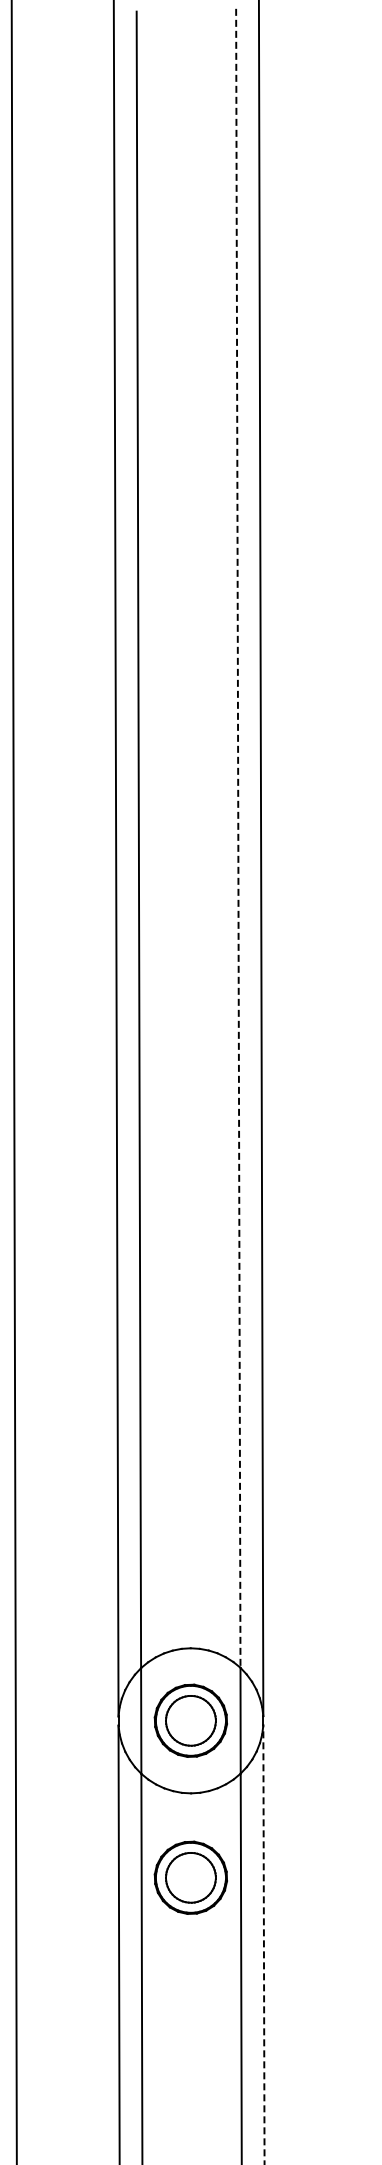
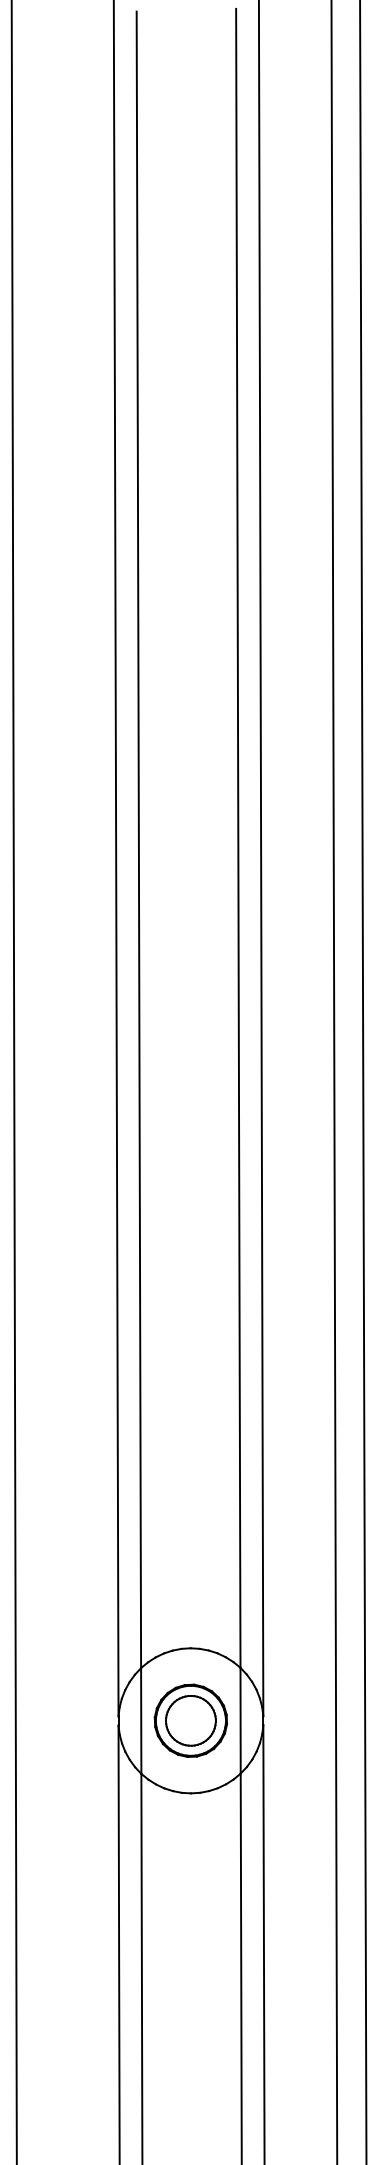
line: dashed -> solid (238, 838)
line: none -> present (334, 1081)
line: none -> present (363, 1081)
part: present -> none (190, 1877)
line: dashed -> solid (263, 1945)
